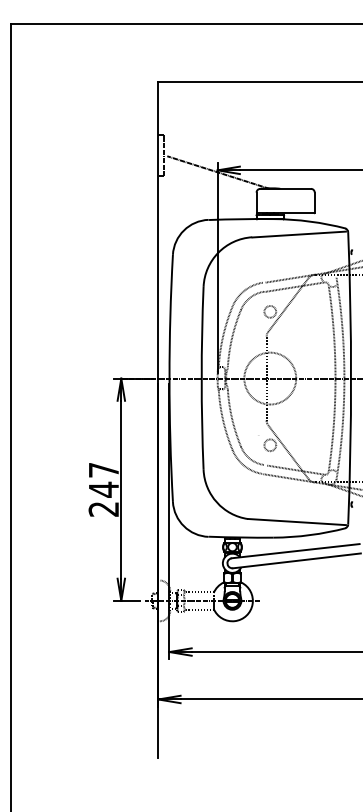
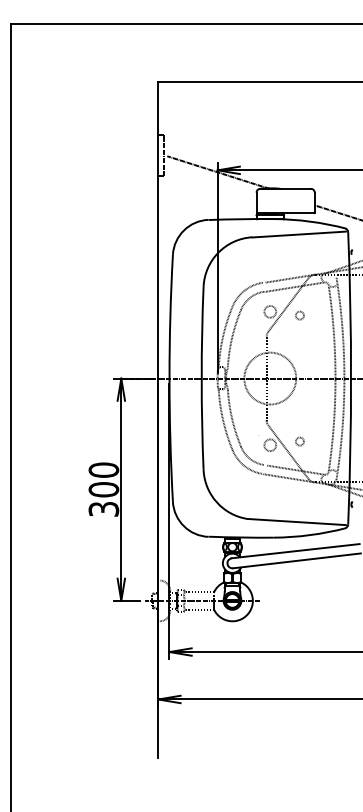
line: none -> present (336, 212)
circle: none -> present (299, 315)
circle: none -> present (299, 441)
text: 247 -> 300 (103, 489)
